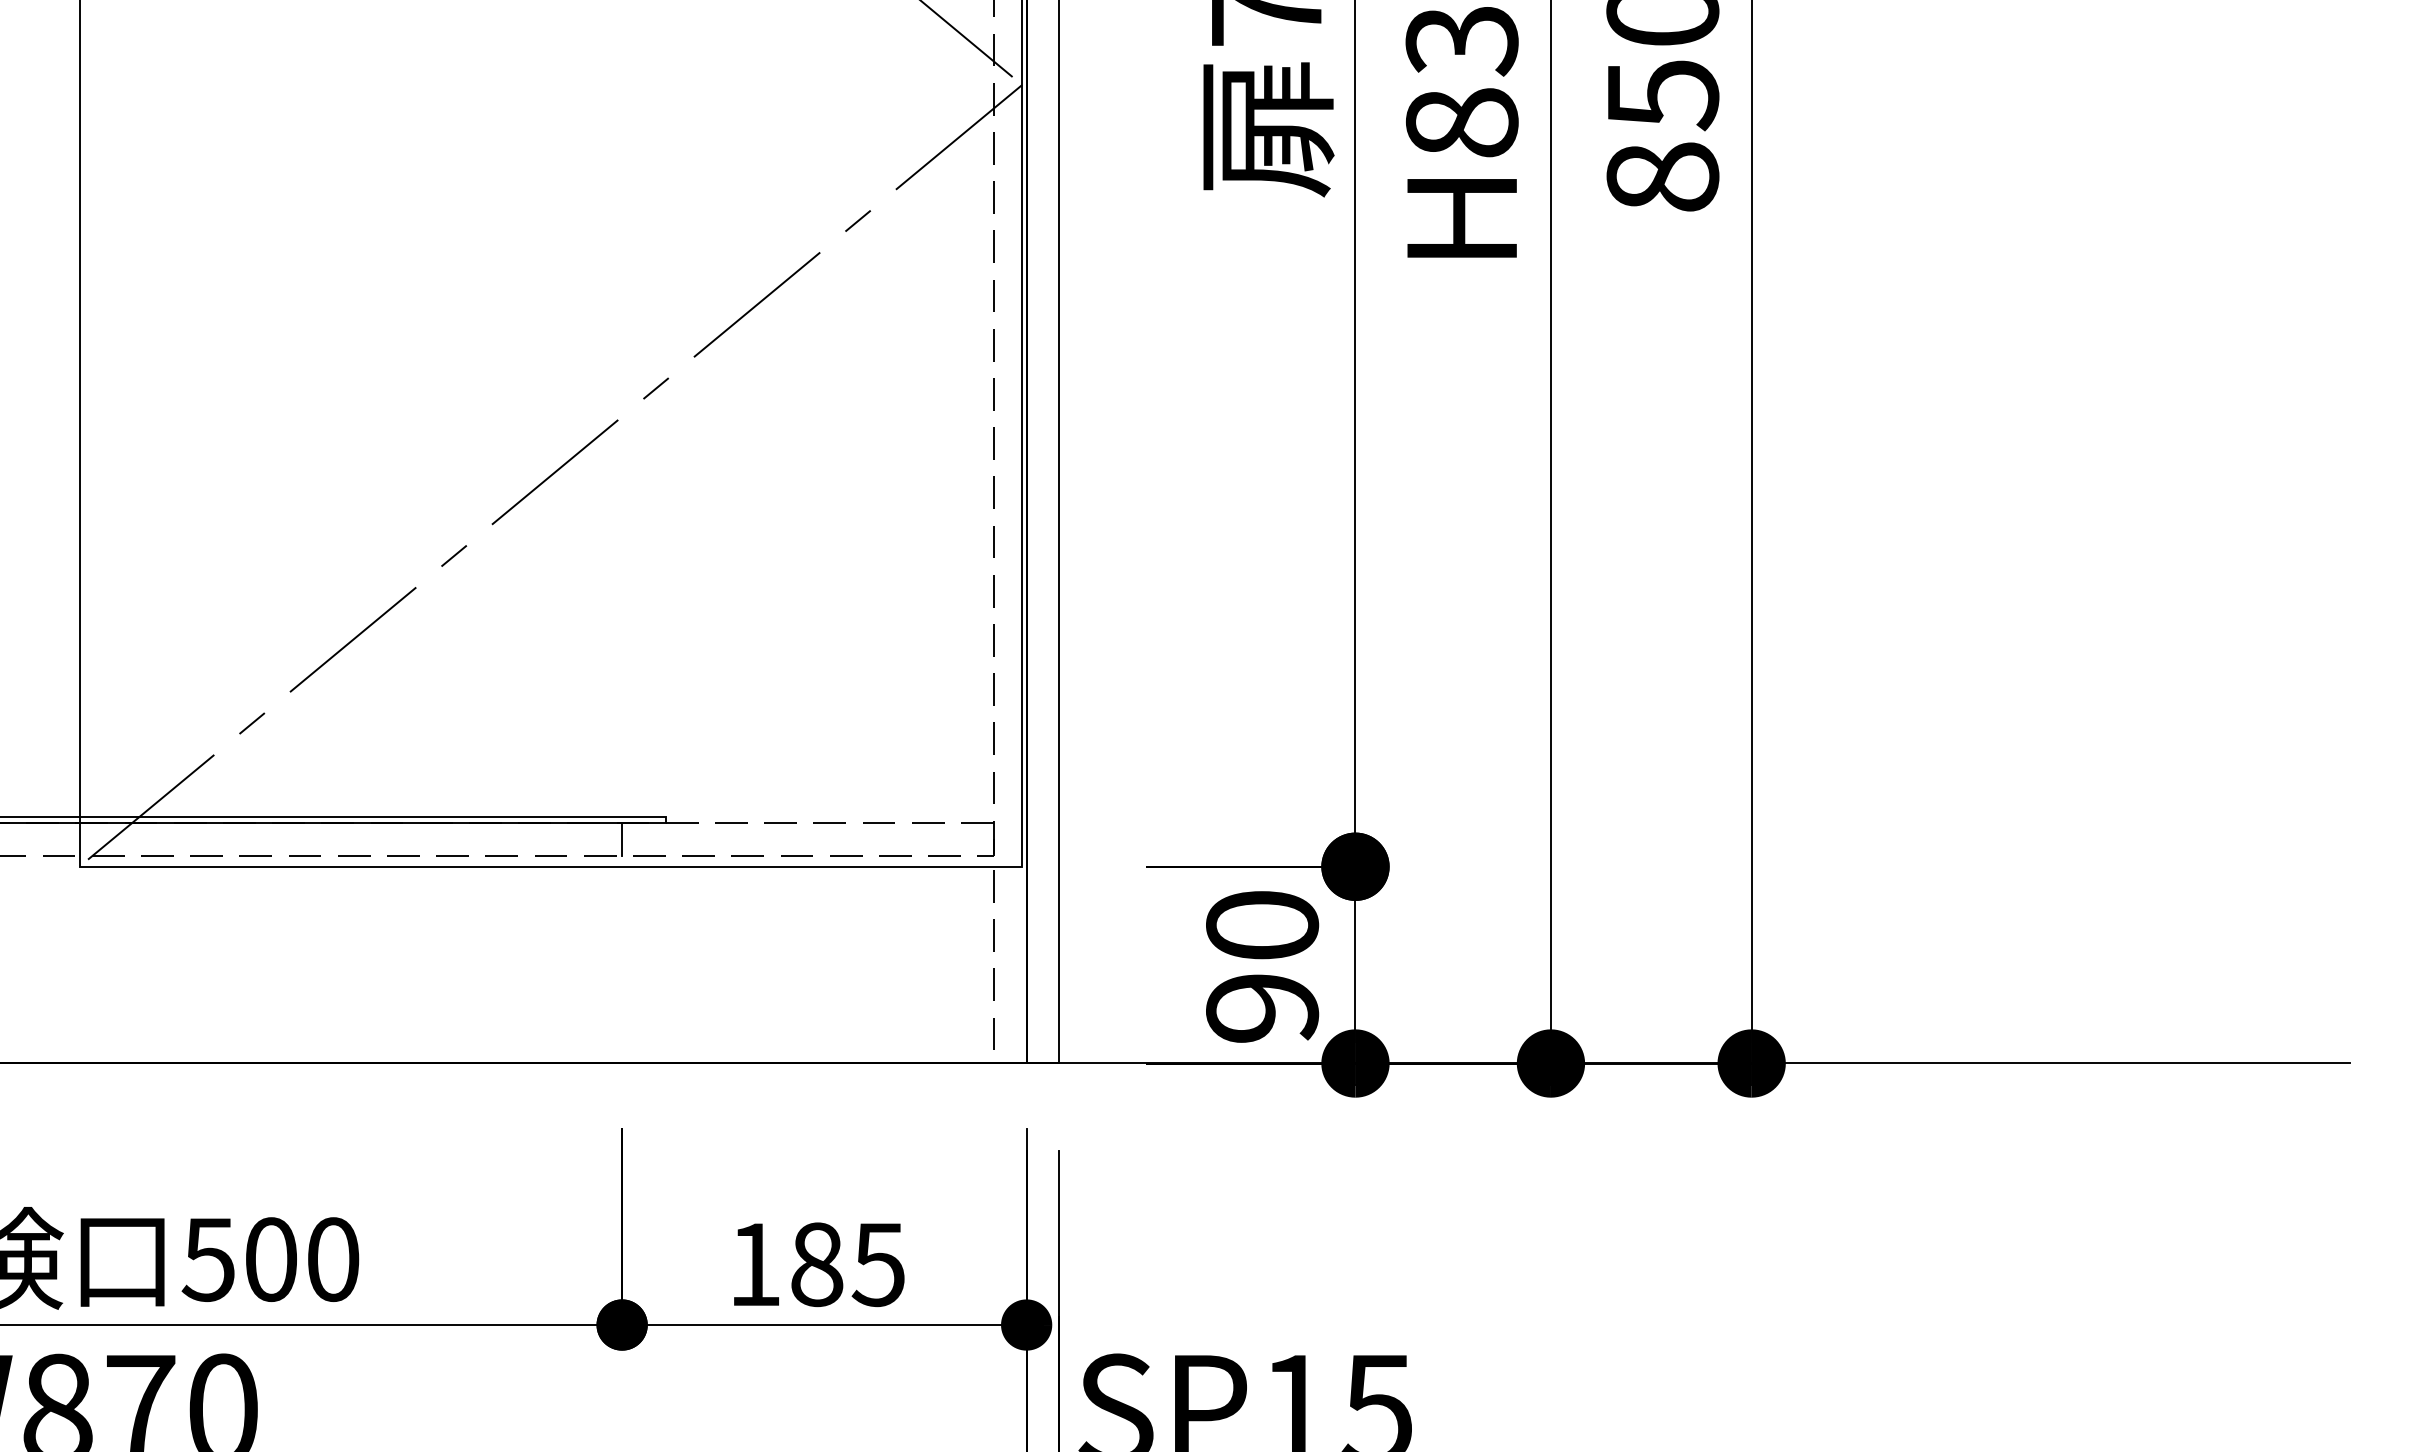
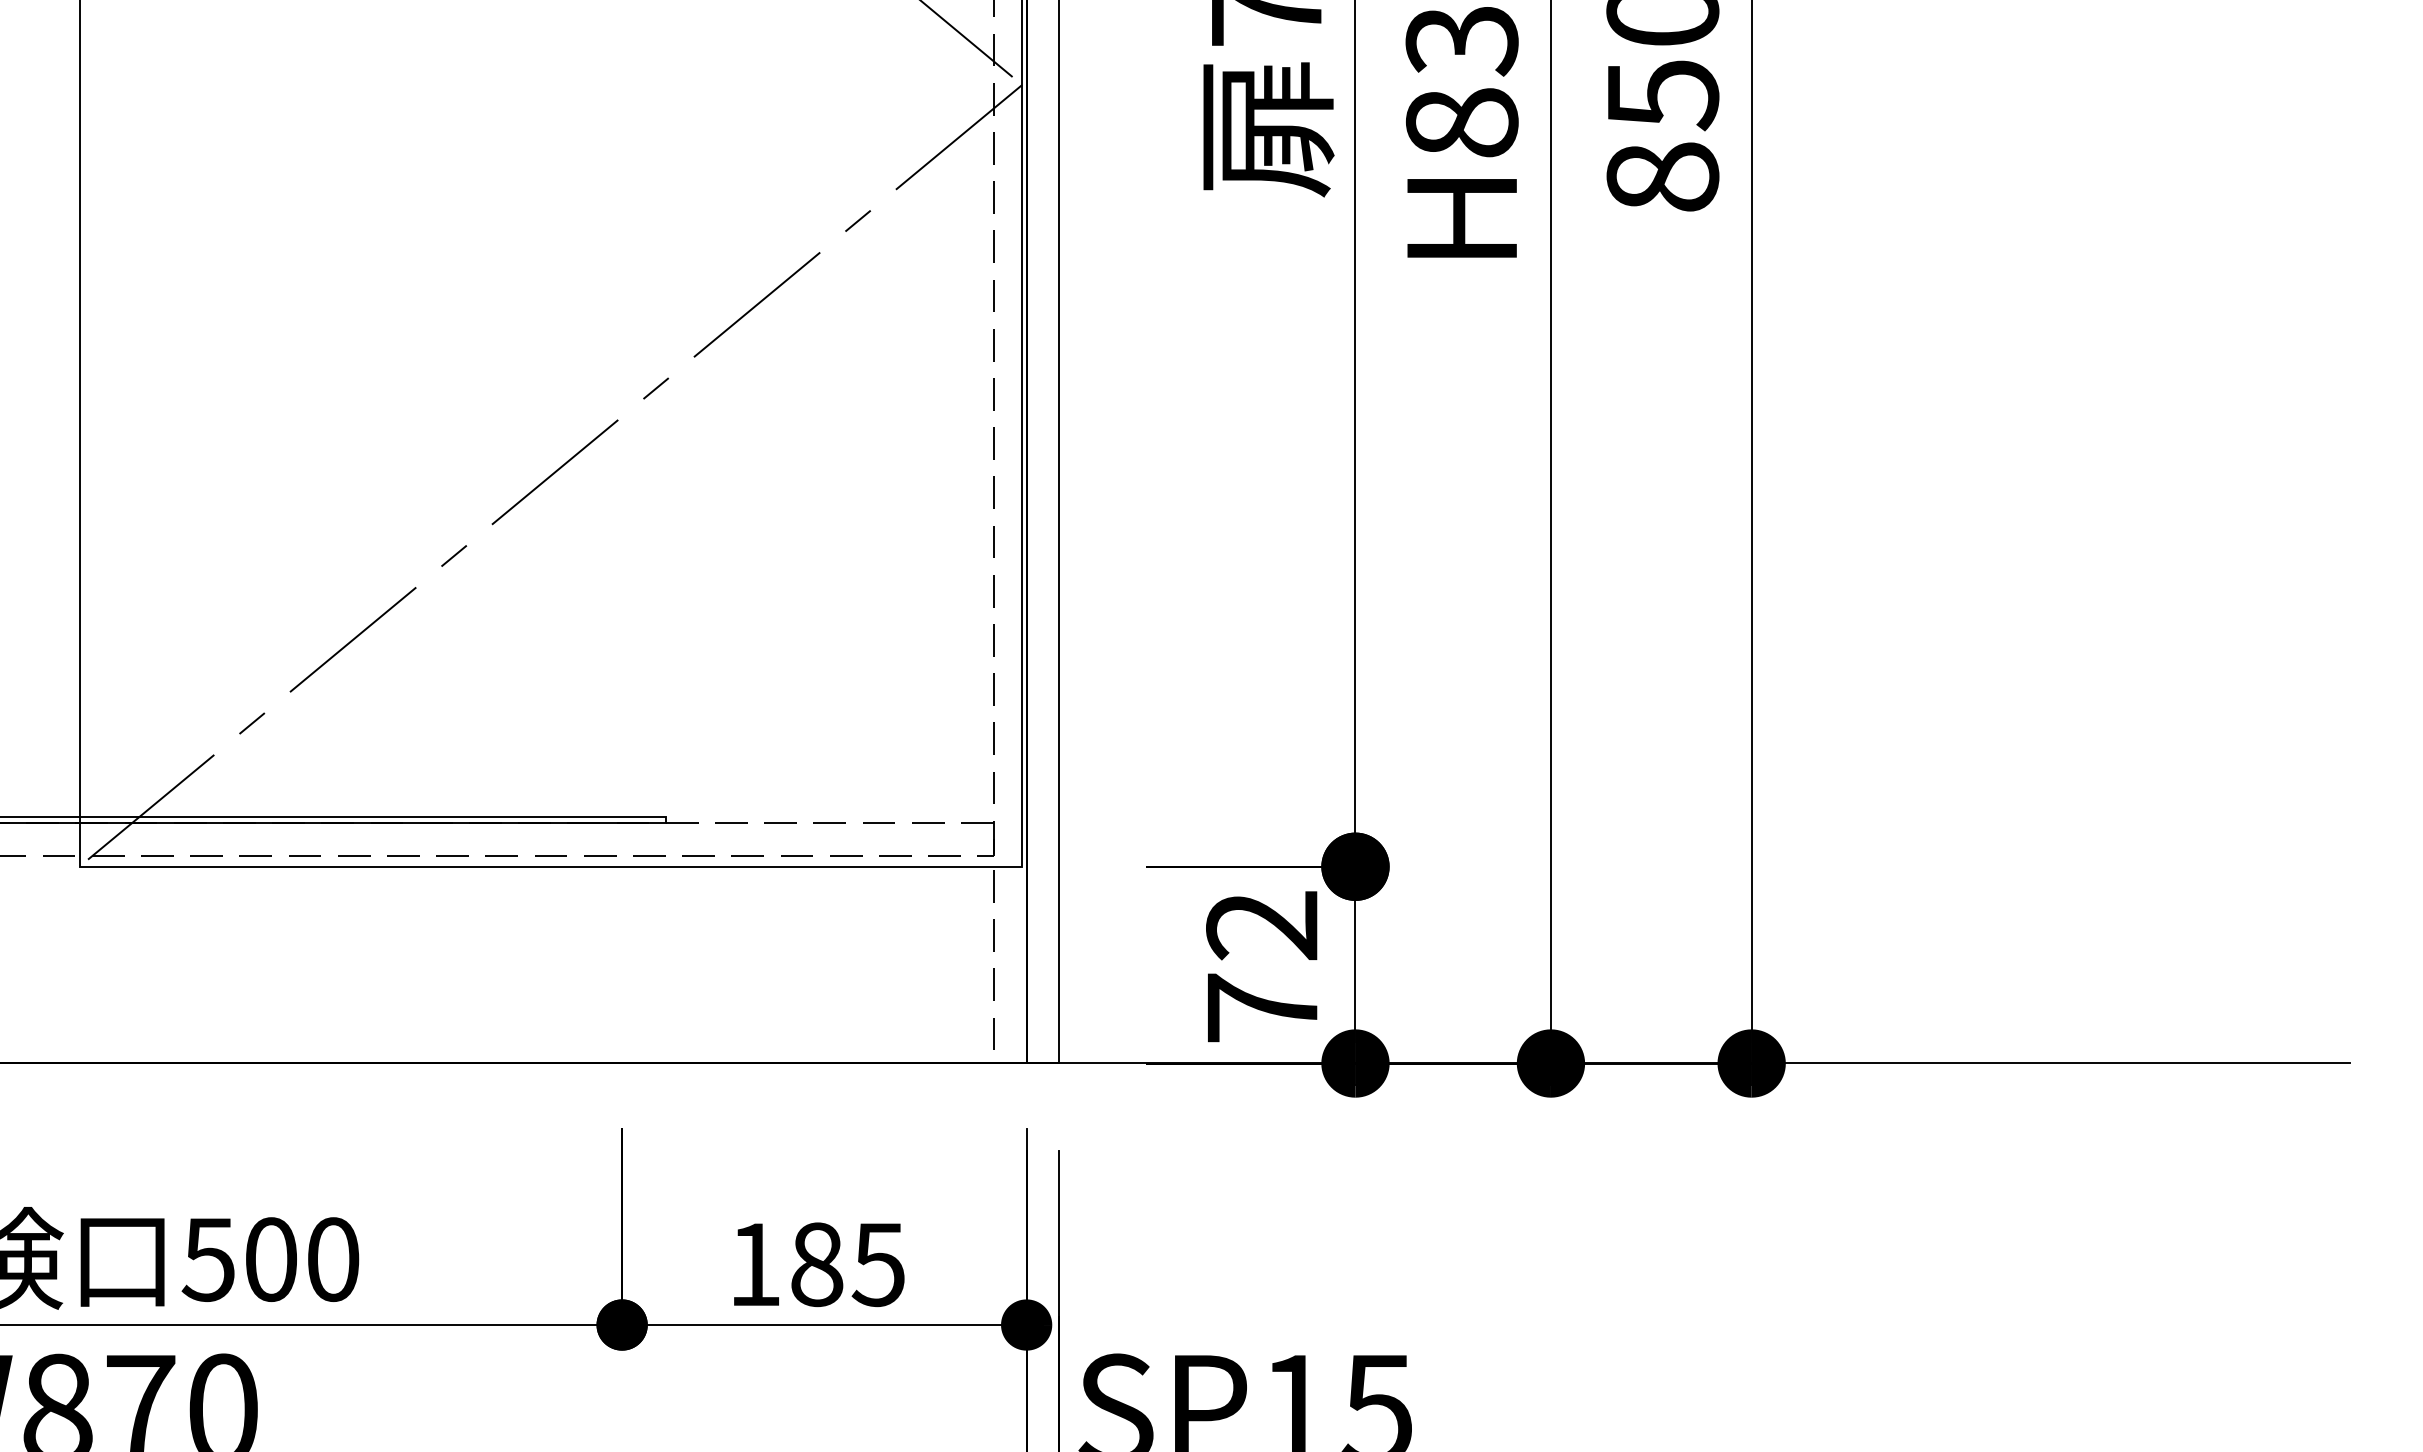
line: present -> none (622, 838)
text: 90 -> 72 (1262, 966)
